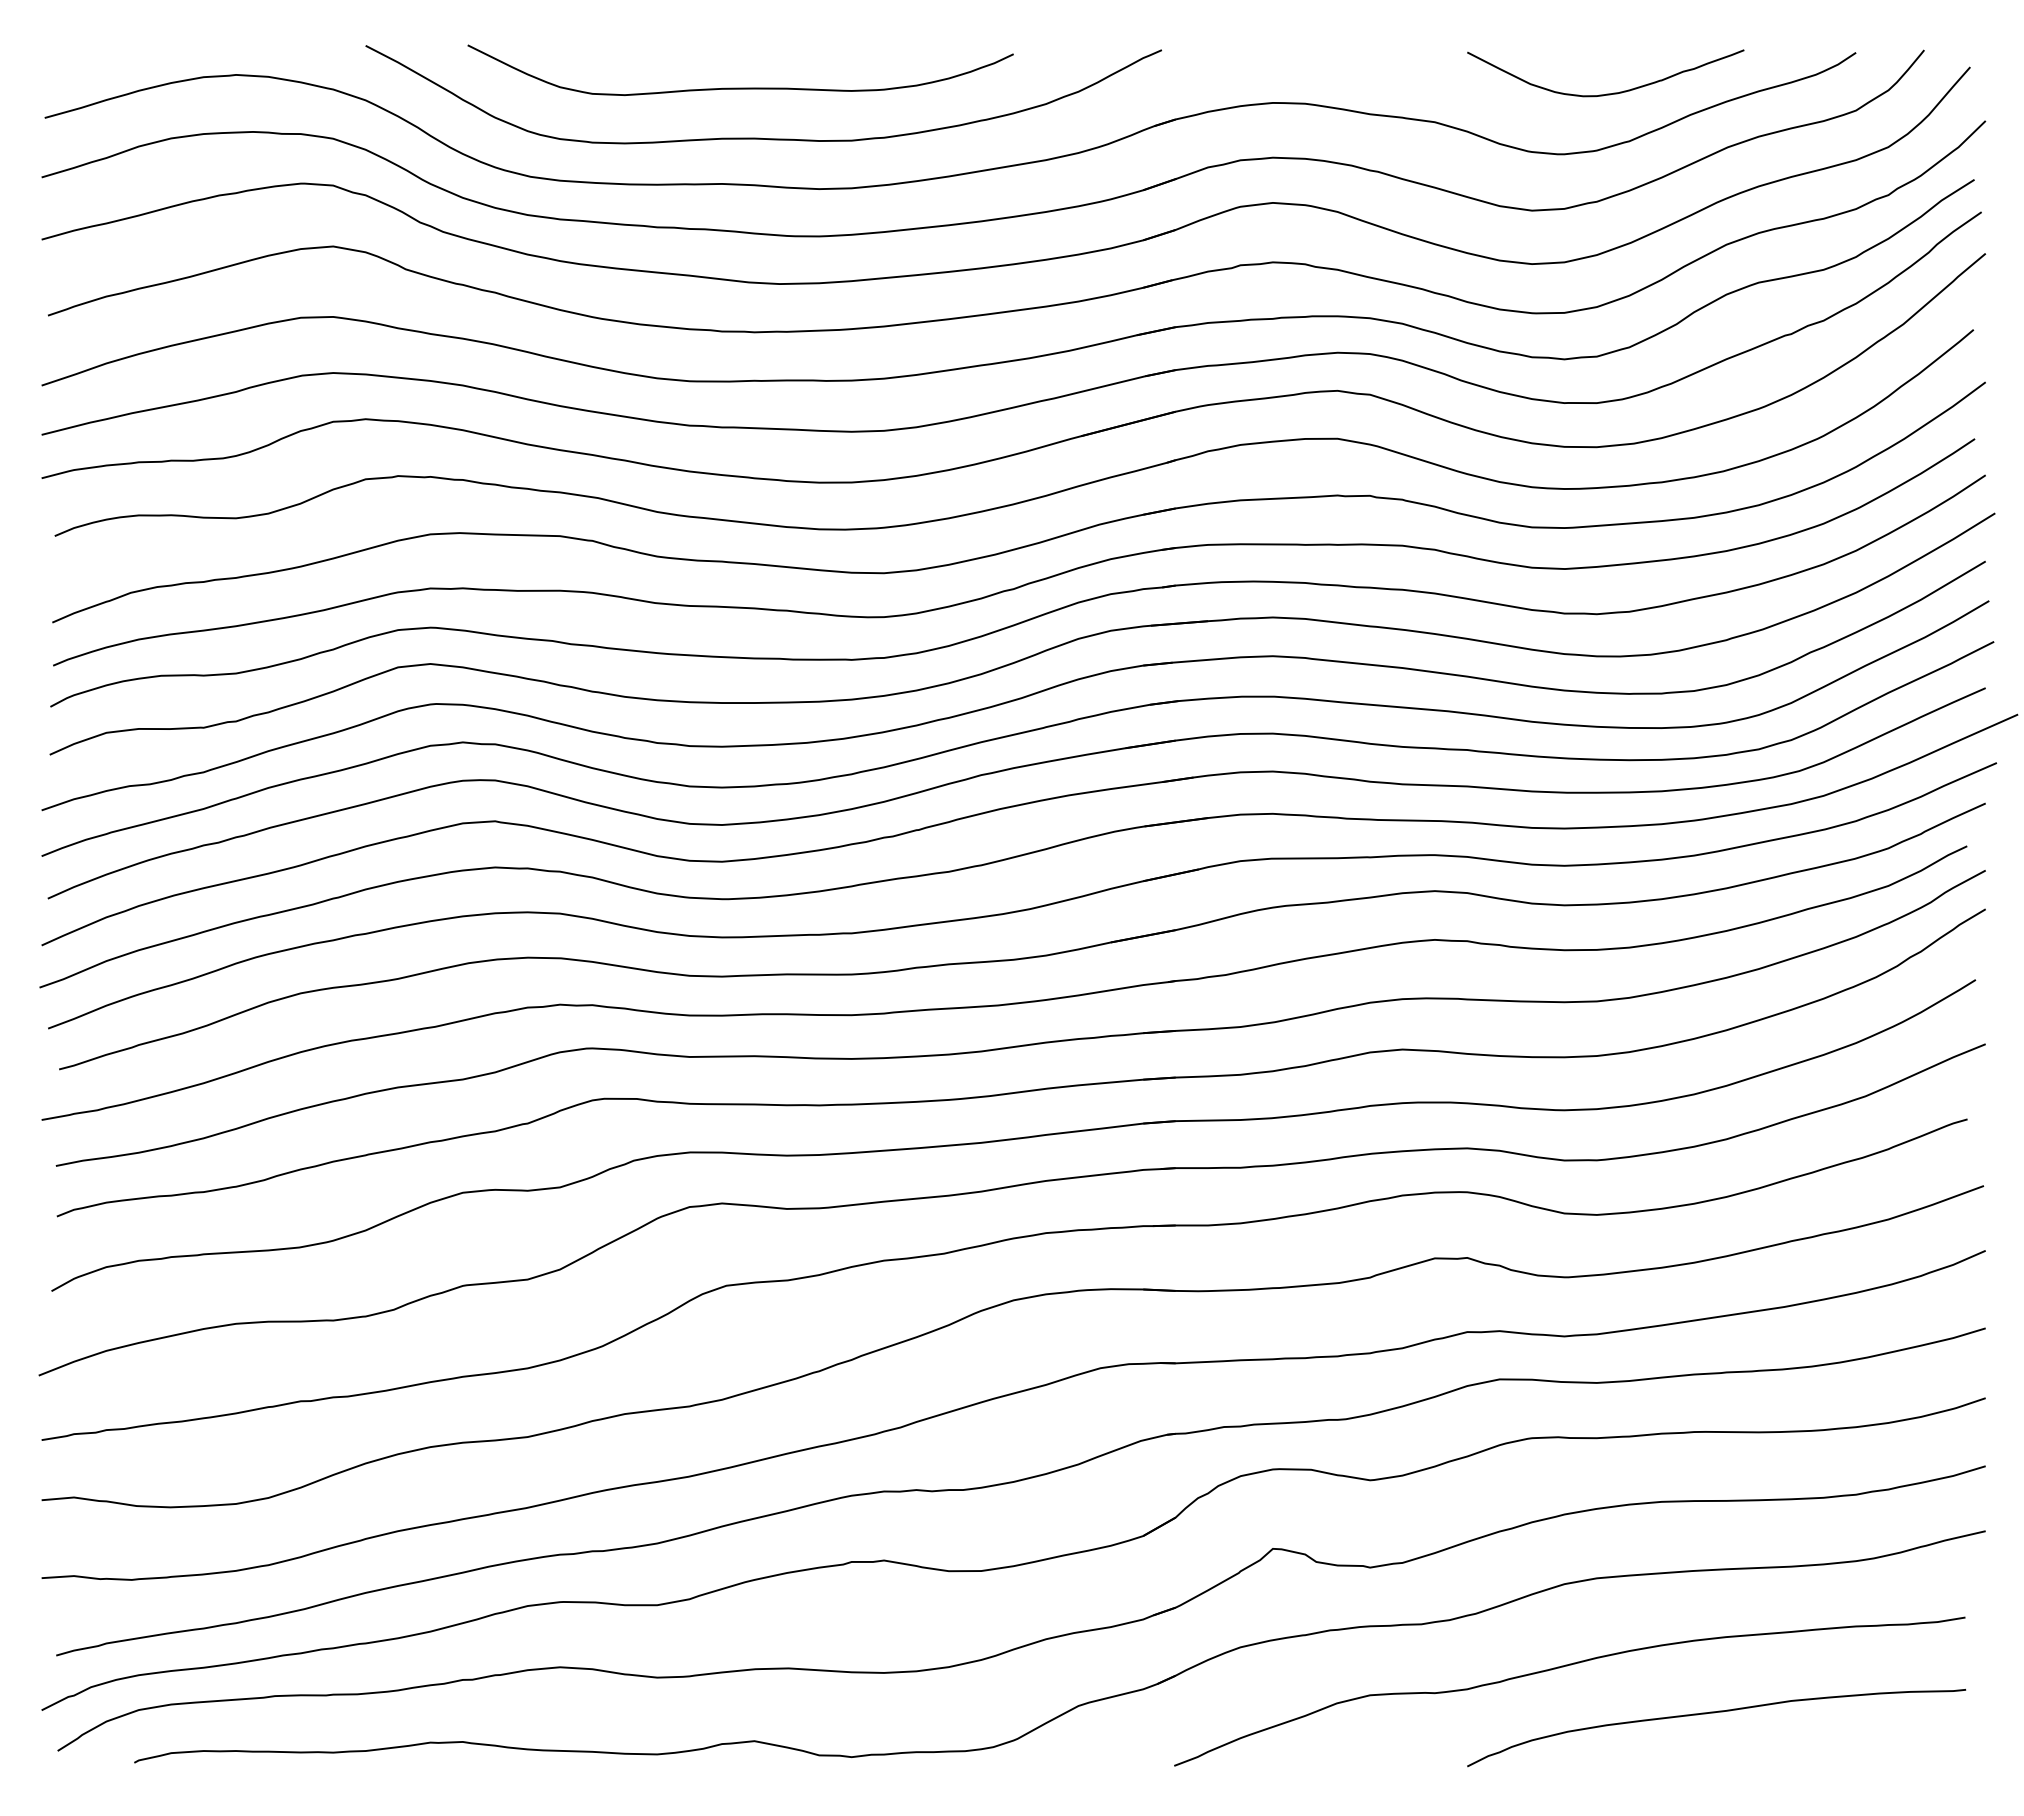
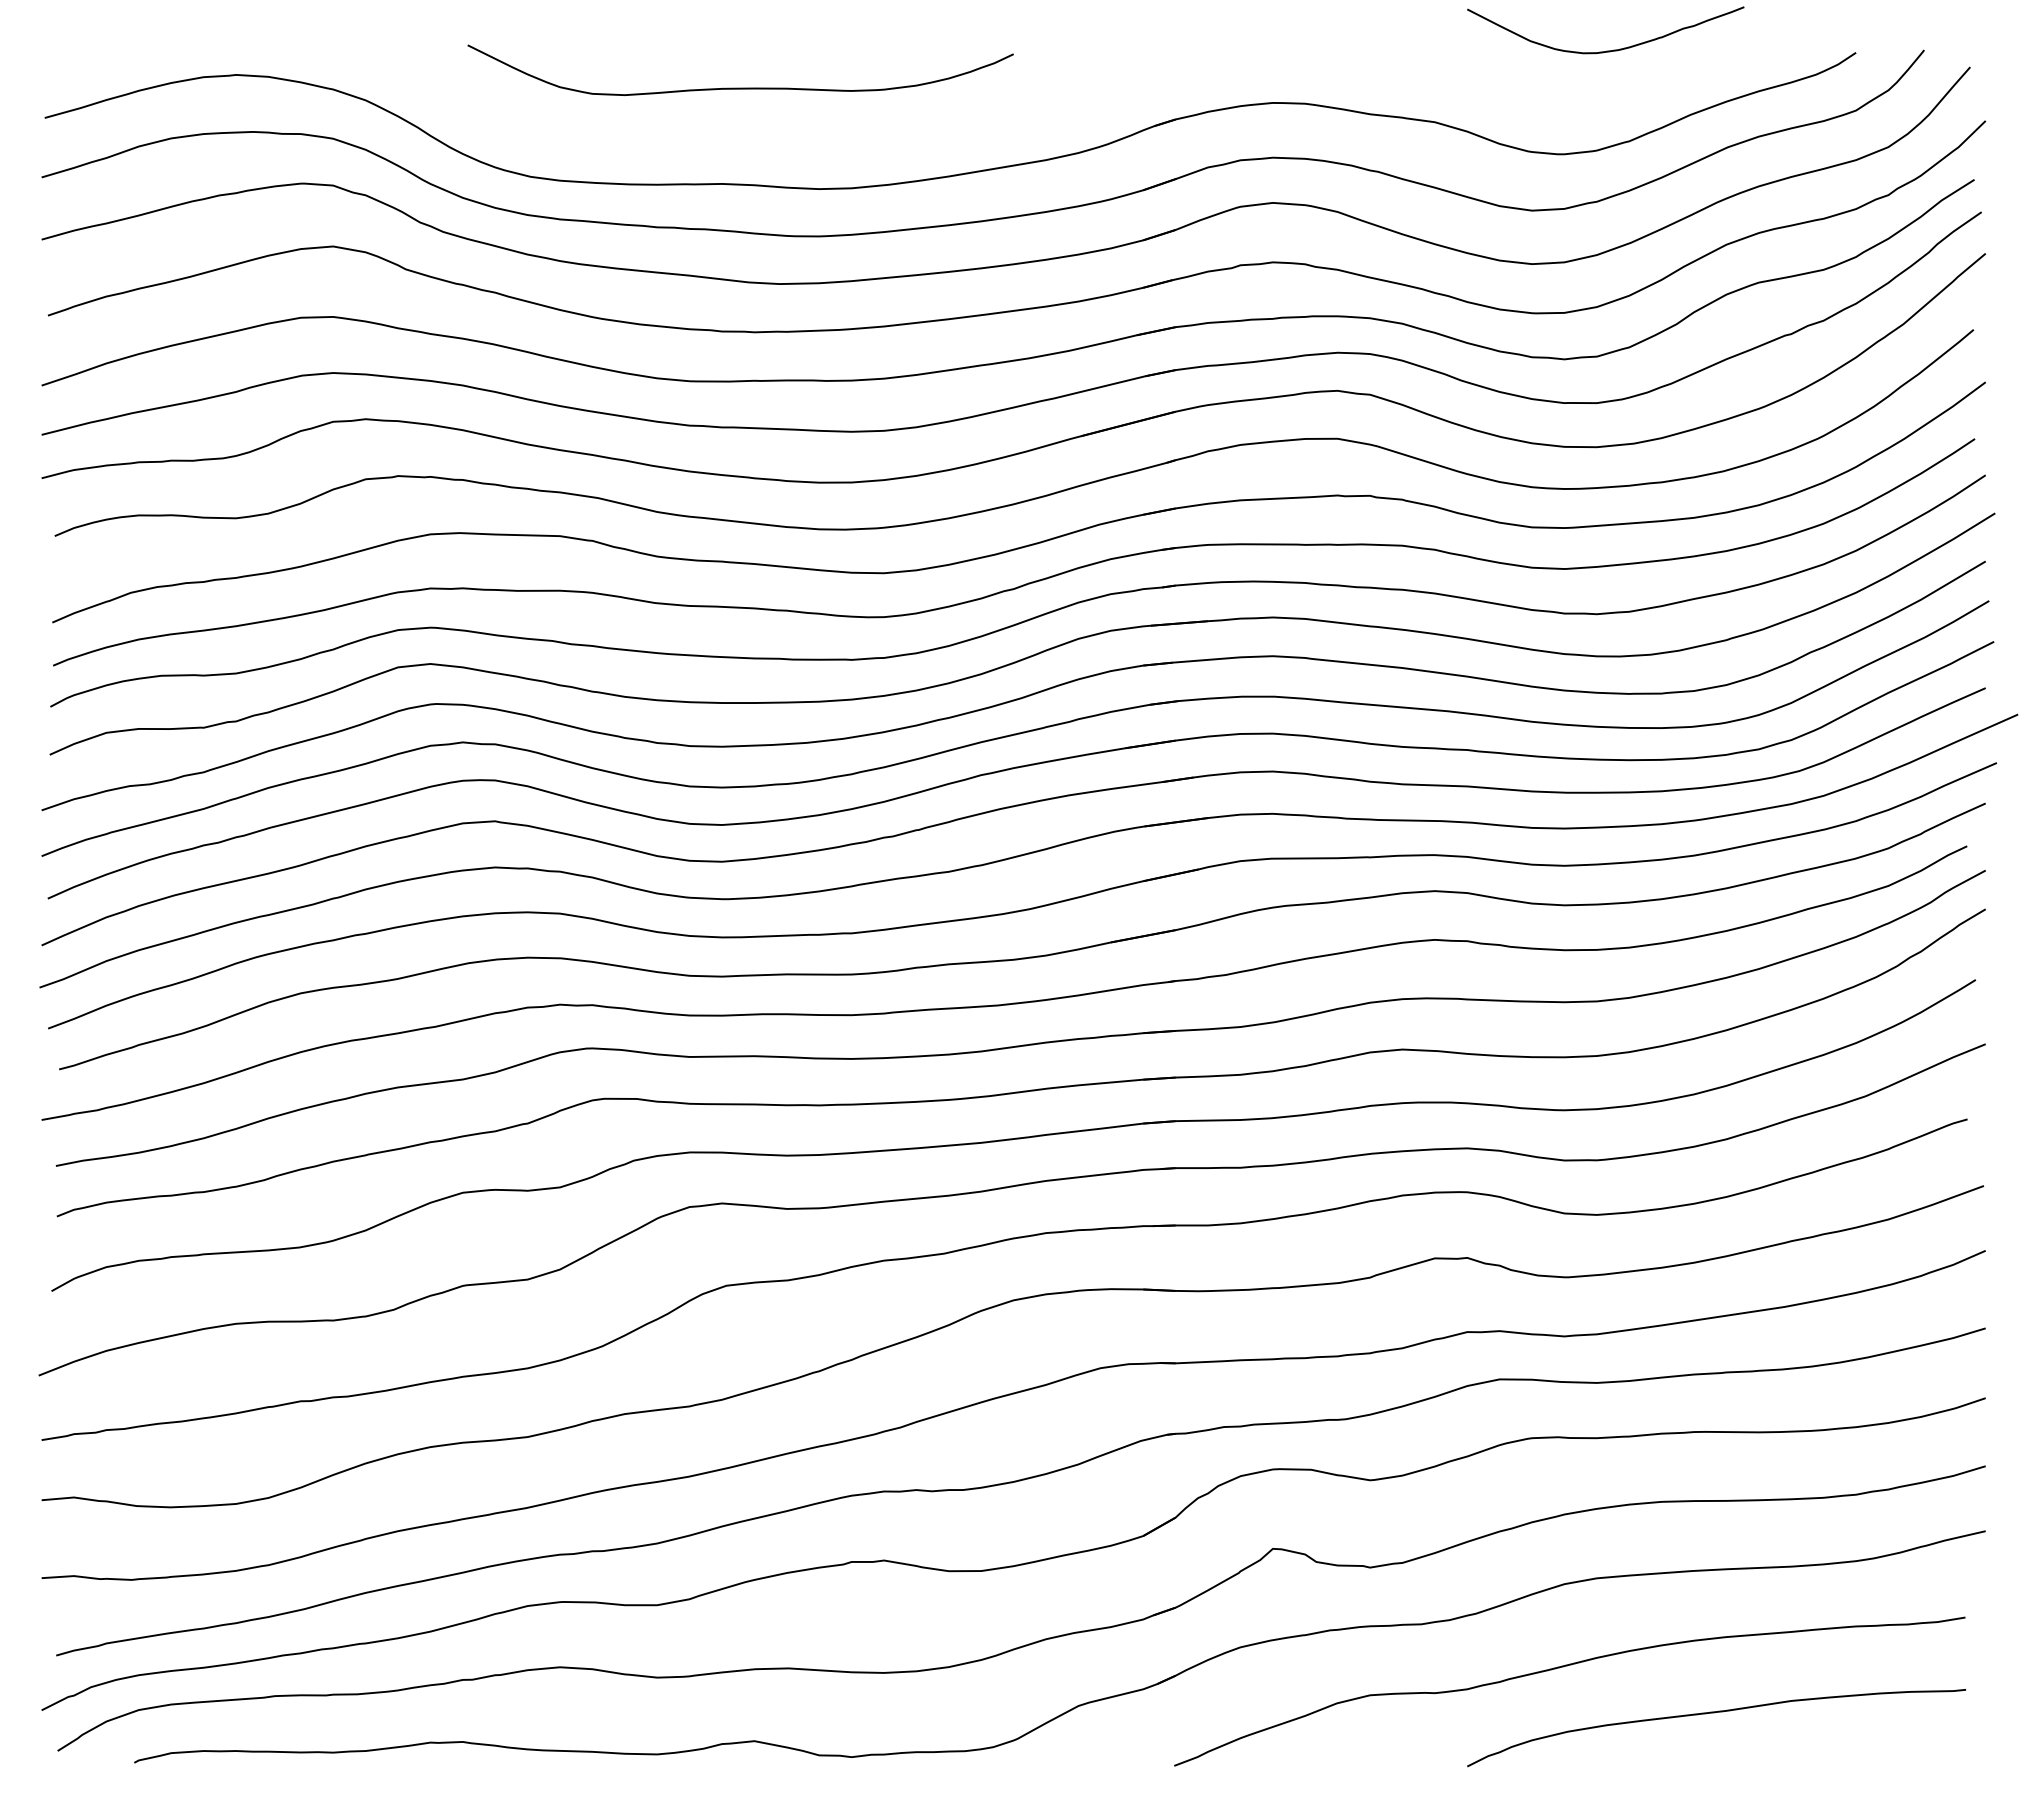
curve position: (1606, 93) -> (1606, 50) (1606, 50)
curve: present -> none (760, 137)
